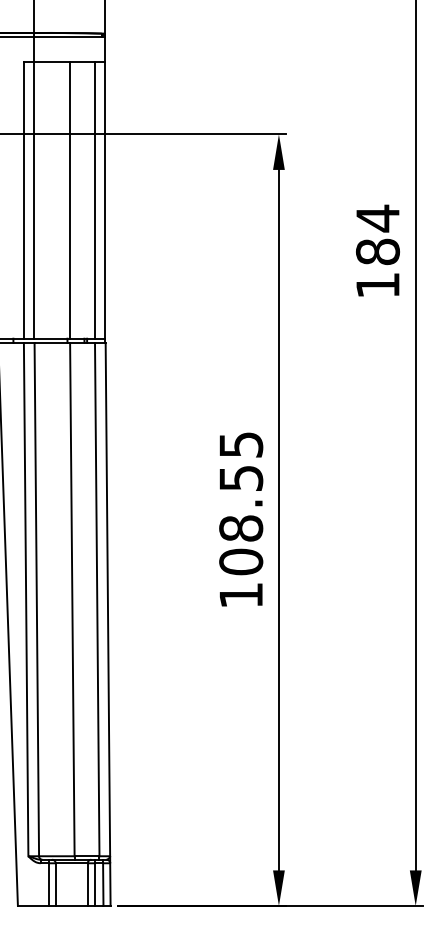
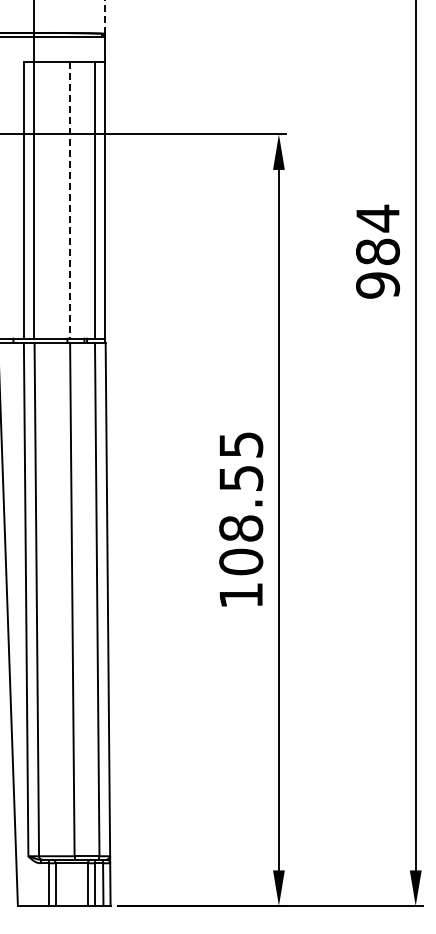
line: solid -> dashed (105, 16)
line: solid -> dashed (69, 200)
text: 184 -> 984 (377, 285)
